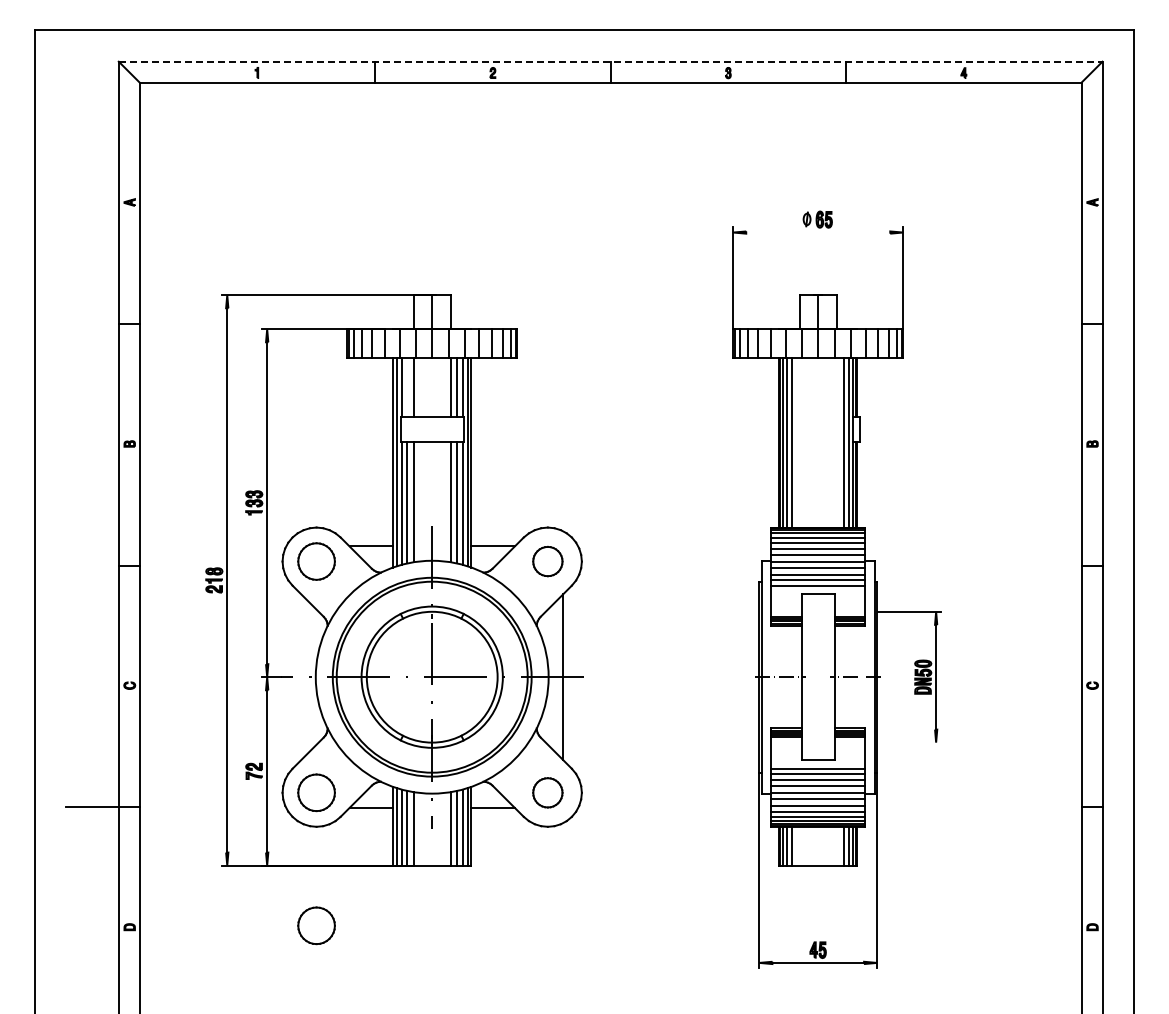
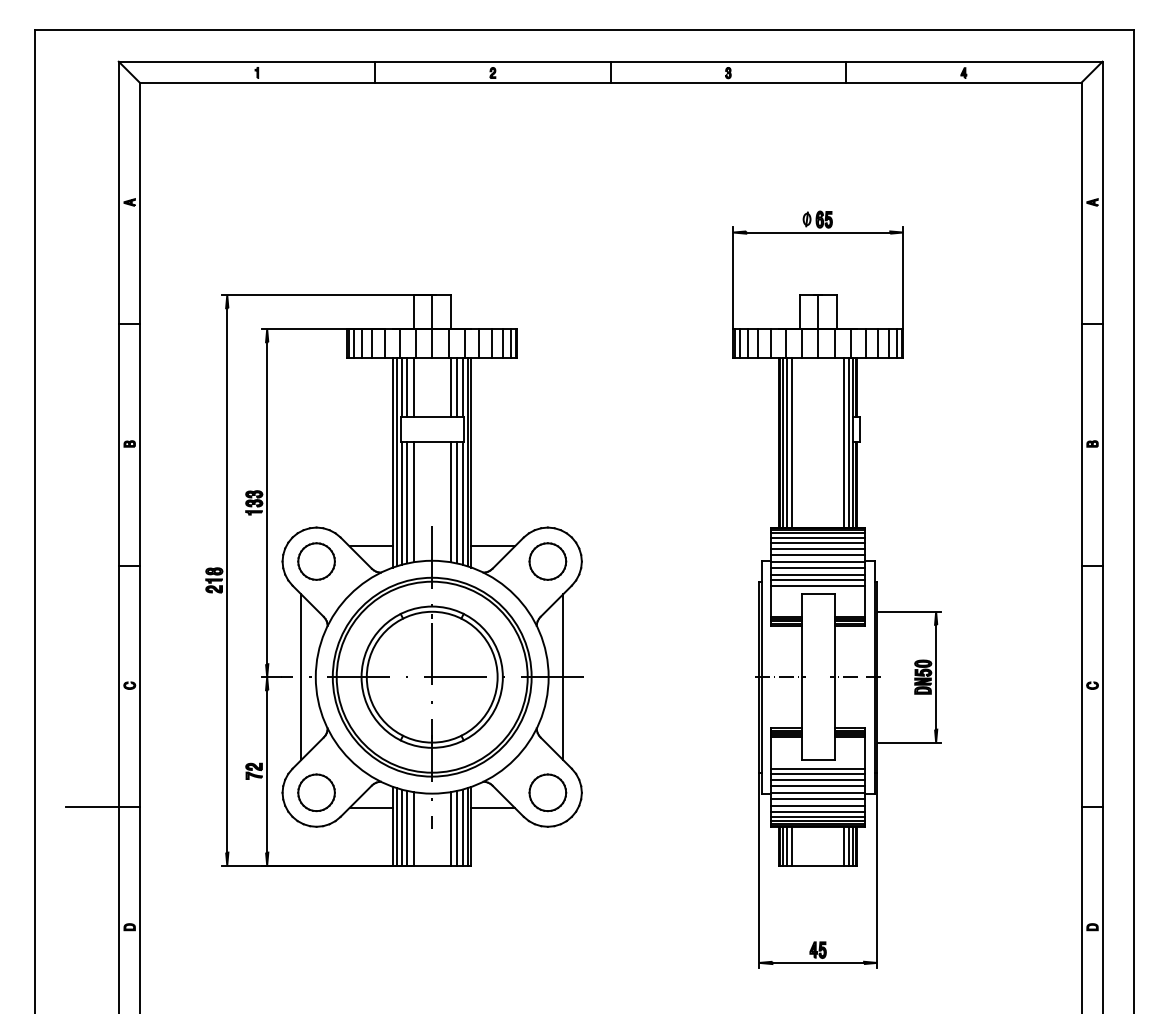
line: dashed -> solid (610, 61)
line: none -> present (818, 232)
line: none -> present (407, 387)
part size: 32x33 px -> 40x39 px (547, 561)
line: none -> present (301, 676)
line: none -> present (909, 742)
part size: 32x32 px -> 40x40 px (547, 792)
part: present -> none (316, 925)
